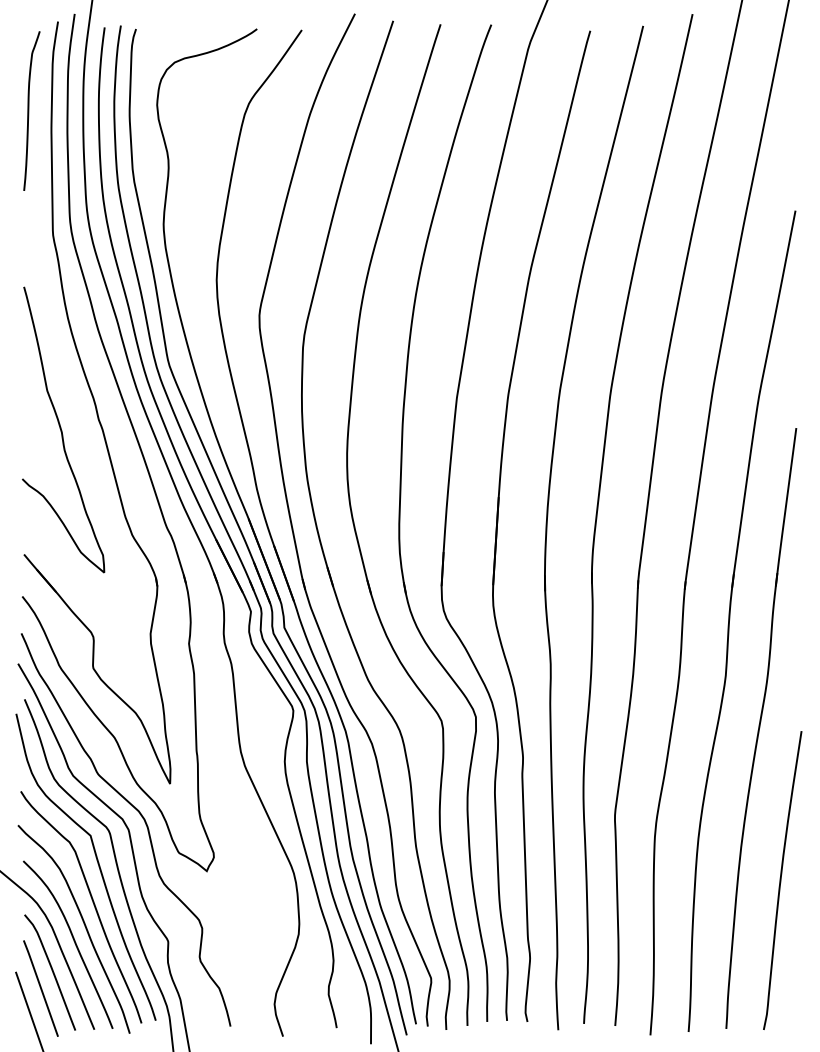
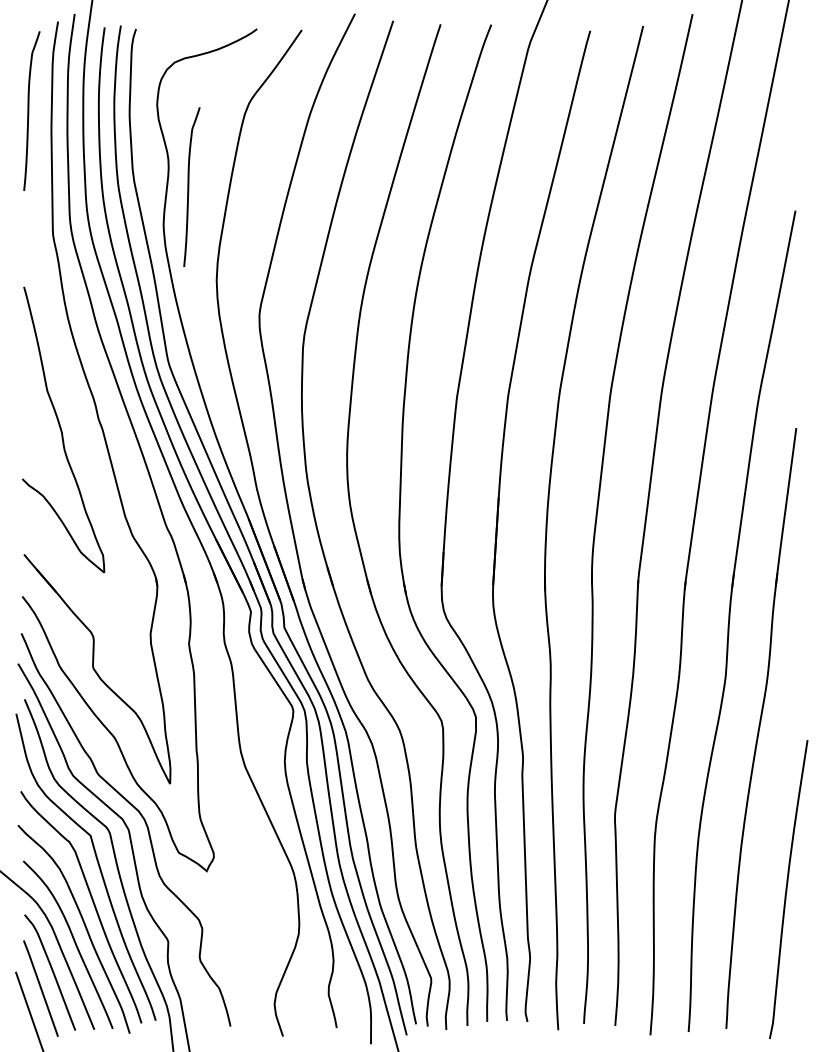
curve: none -> present (189, 186)
curve position: (781, 880) -> (787, 889) (787, 889)
